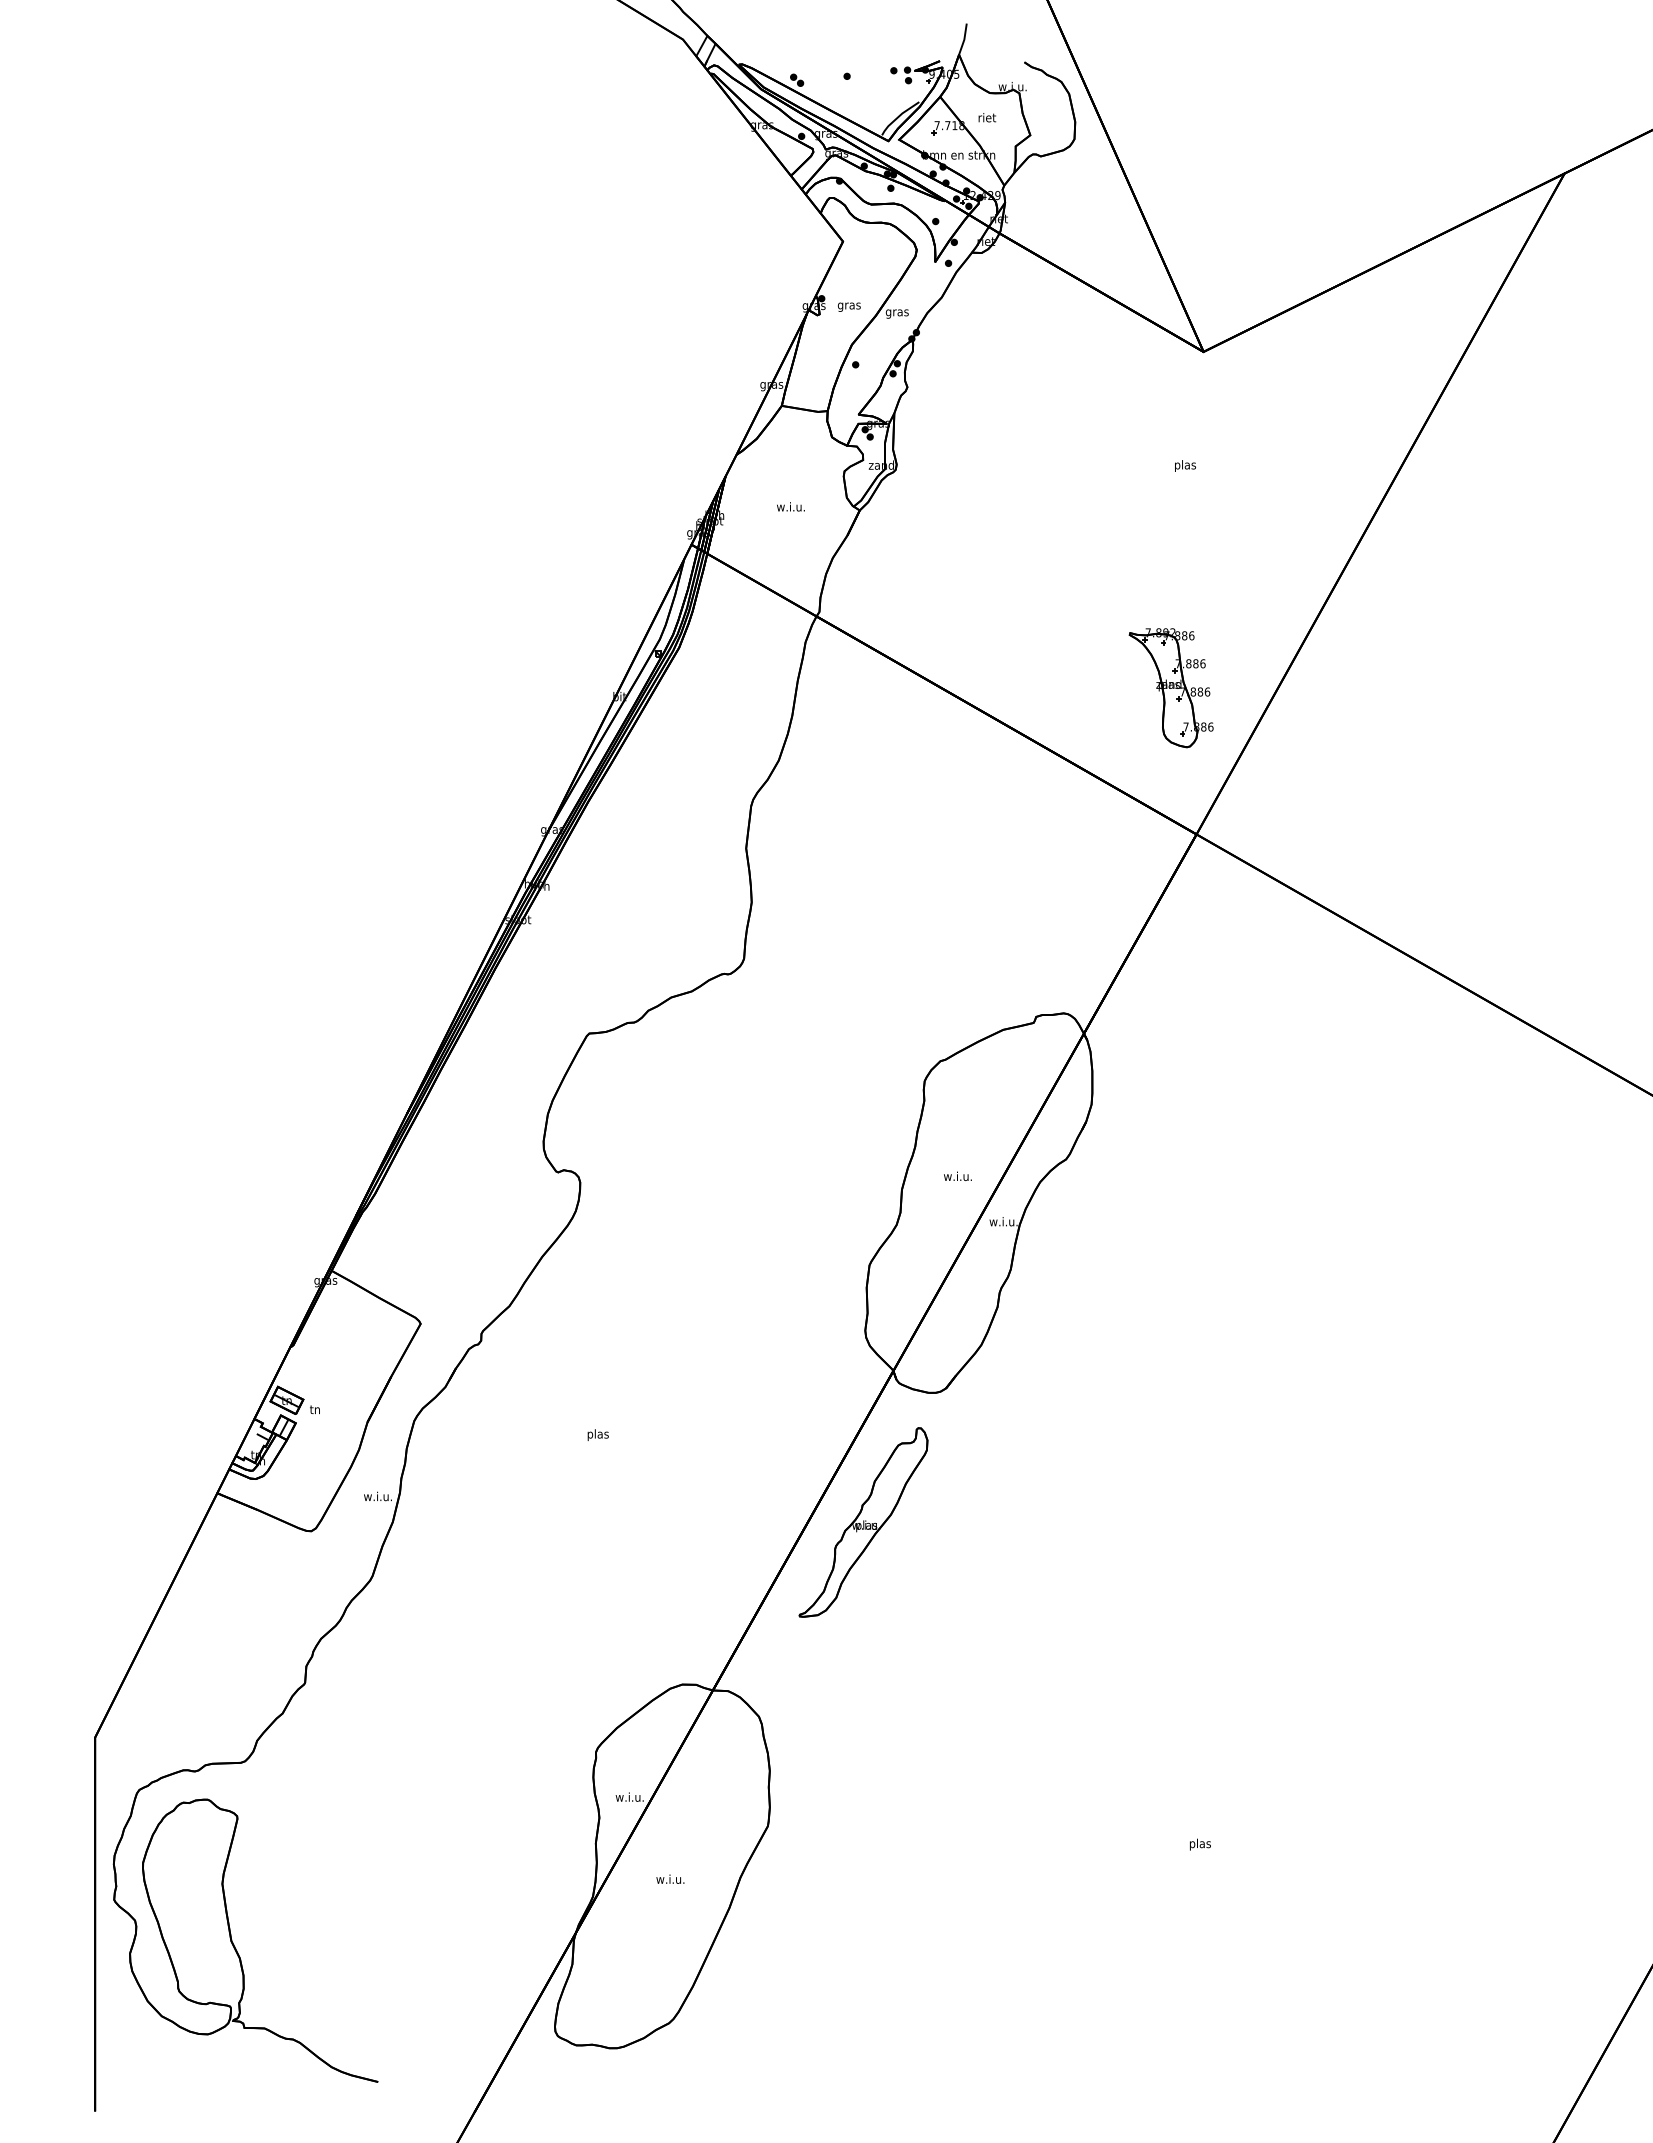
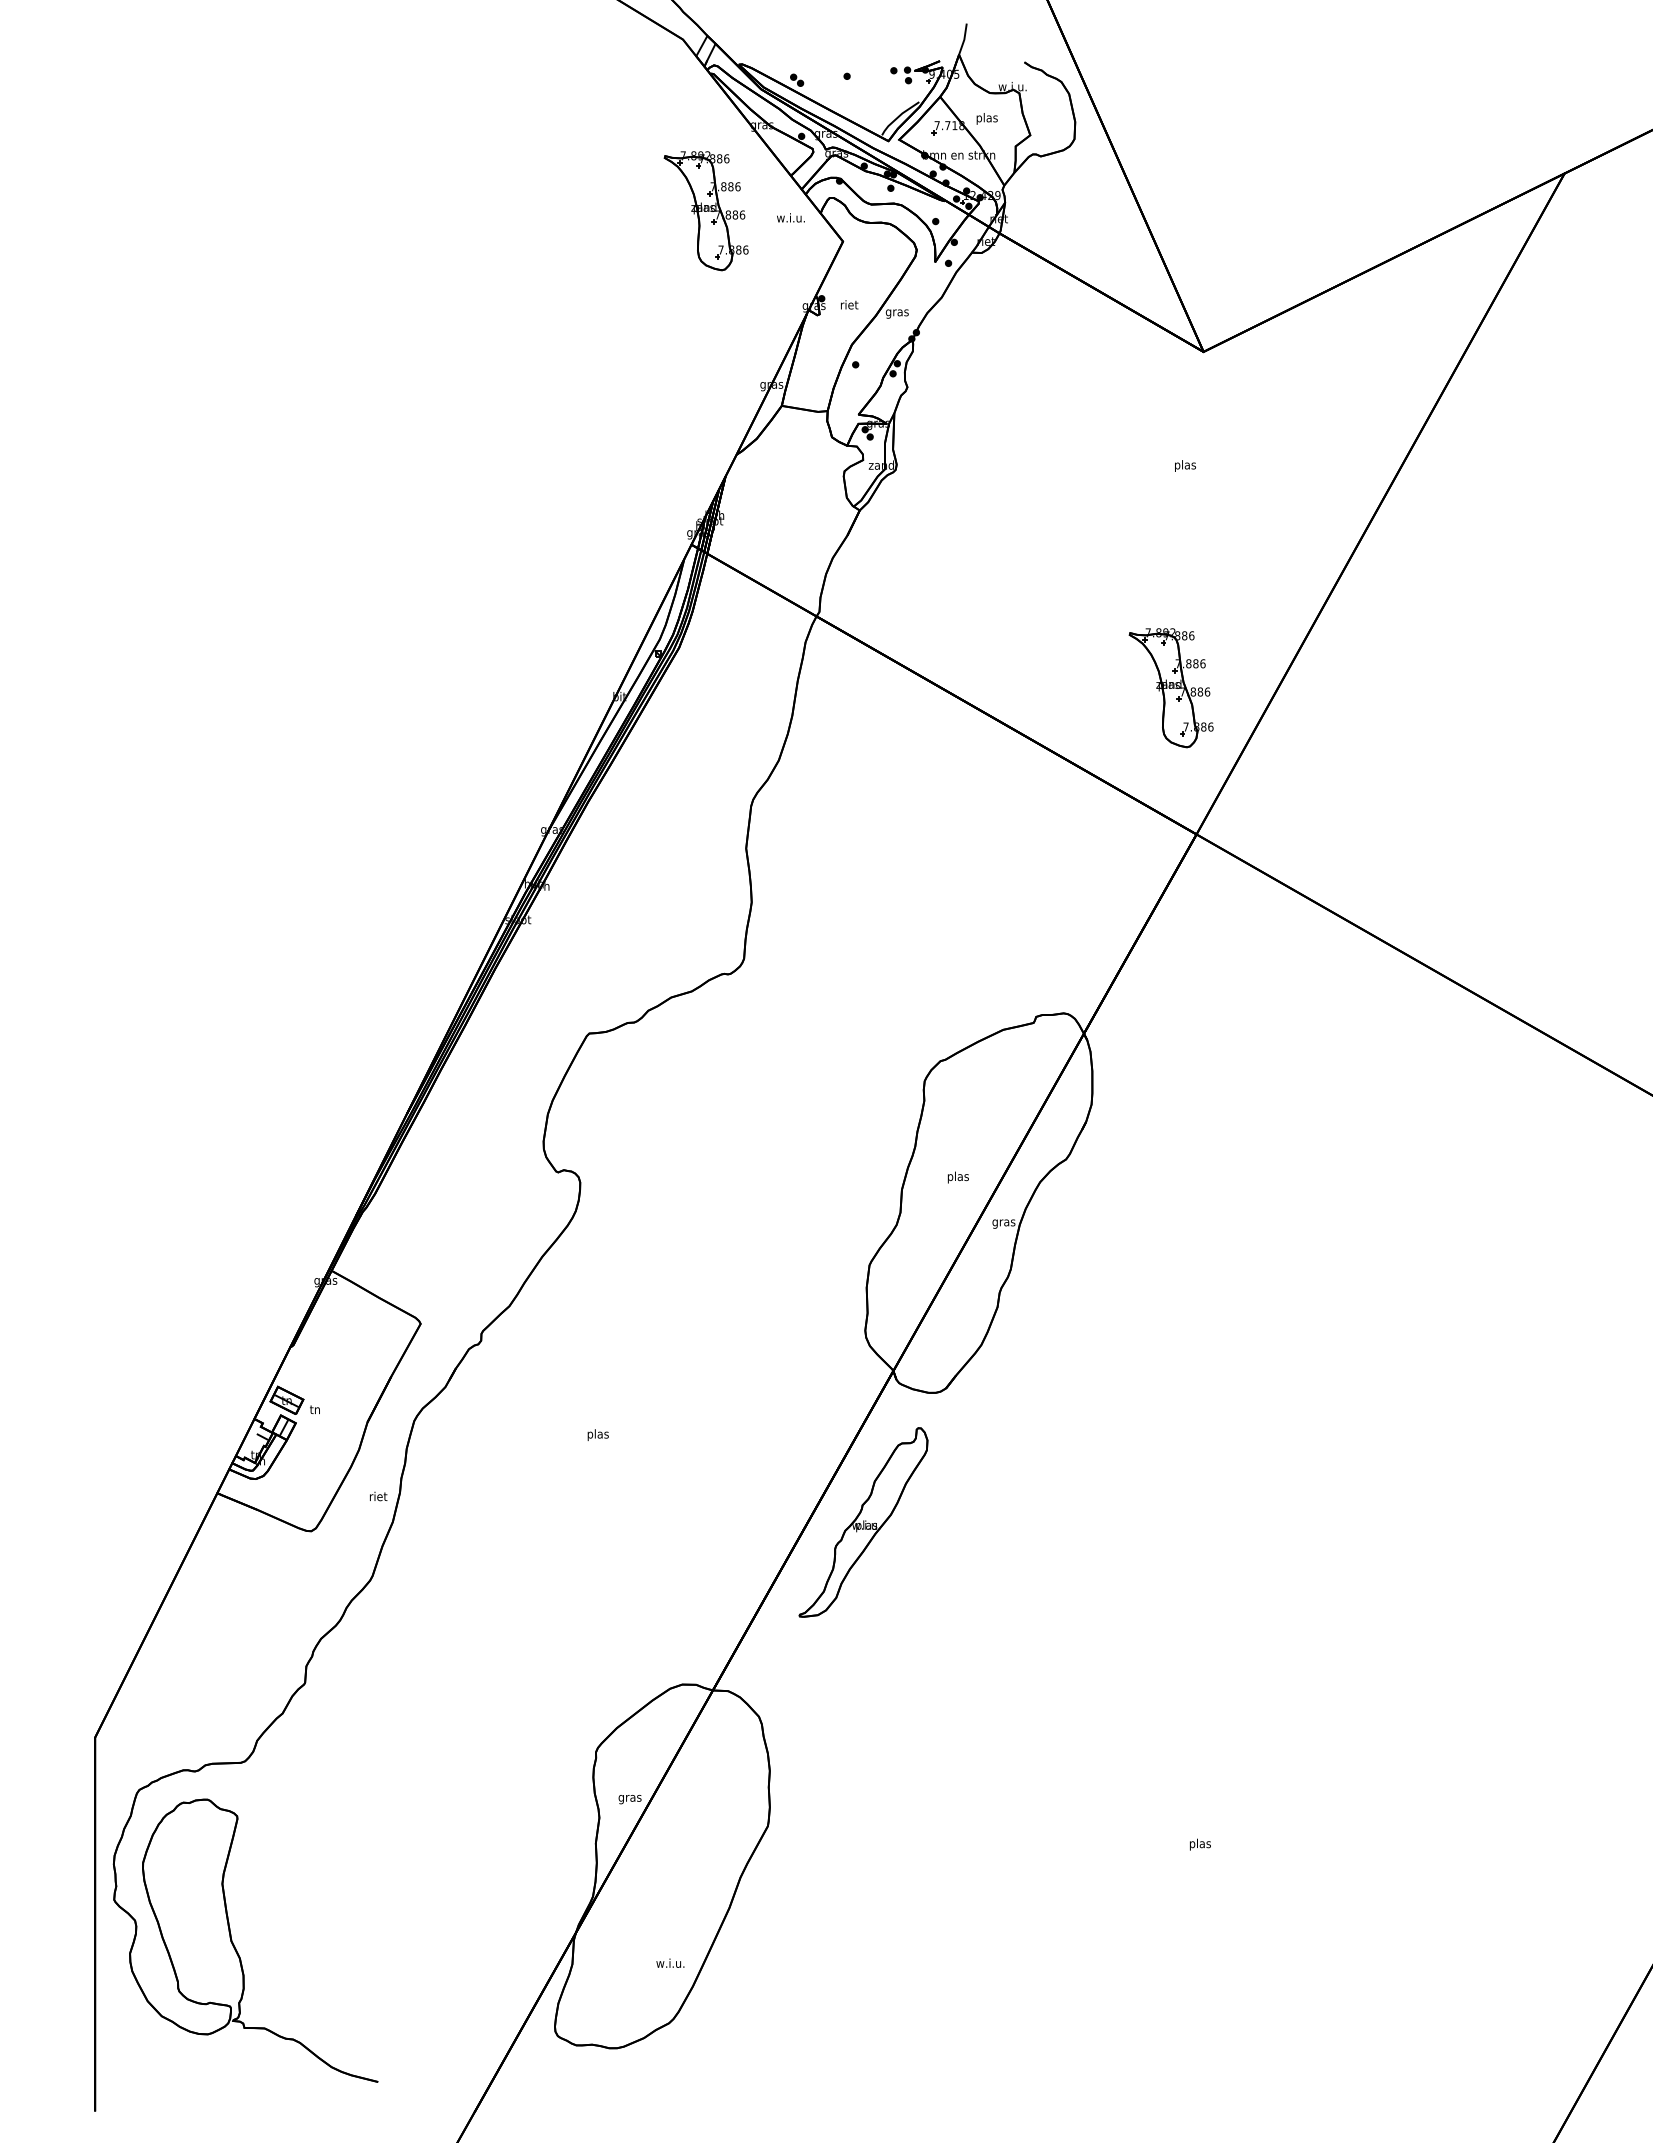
text: riet -> plas (986, 118)
part: none -> present (705, 211)
text: gras -> riet (848, 305)
text position: (790, 506) -> (790, 217) (790, 217)
text: w.i.u. -> plas (957, 1177)
text: w.i.u. -> gras (1003, 1222)
text: w.i.u. -> riet (377, 1496)
text: w.i.u. -> gras (629, 1798)
text position: (670, 1878) -> (670, 1962) (670, 1962)
